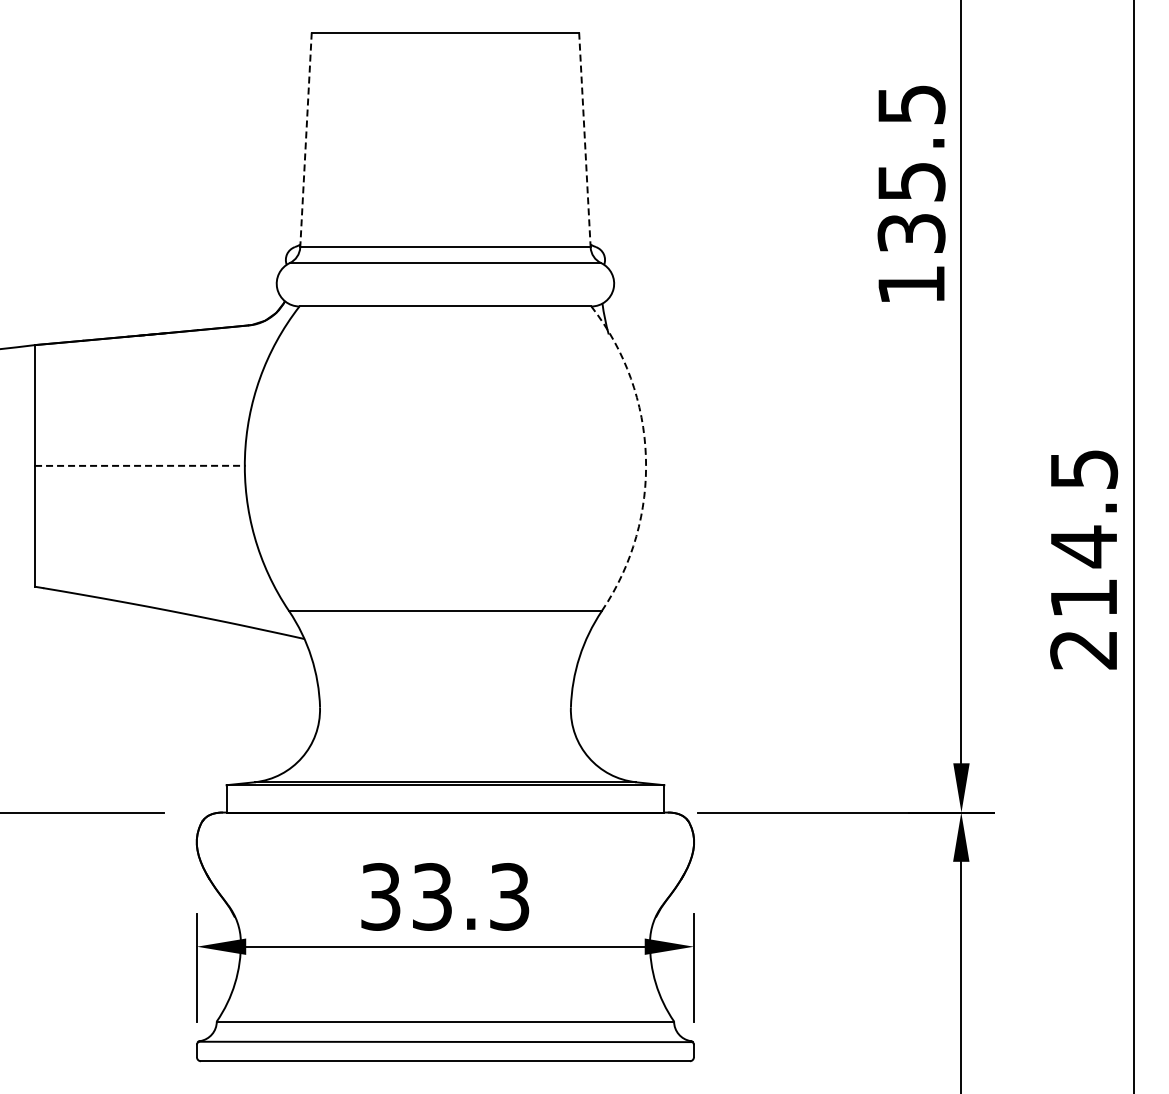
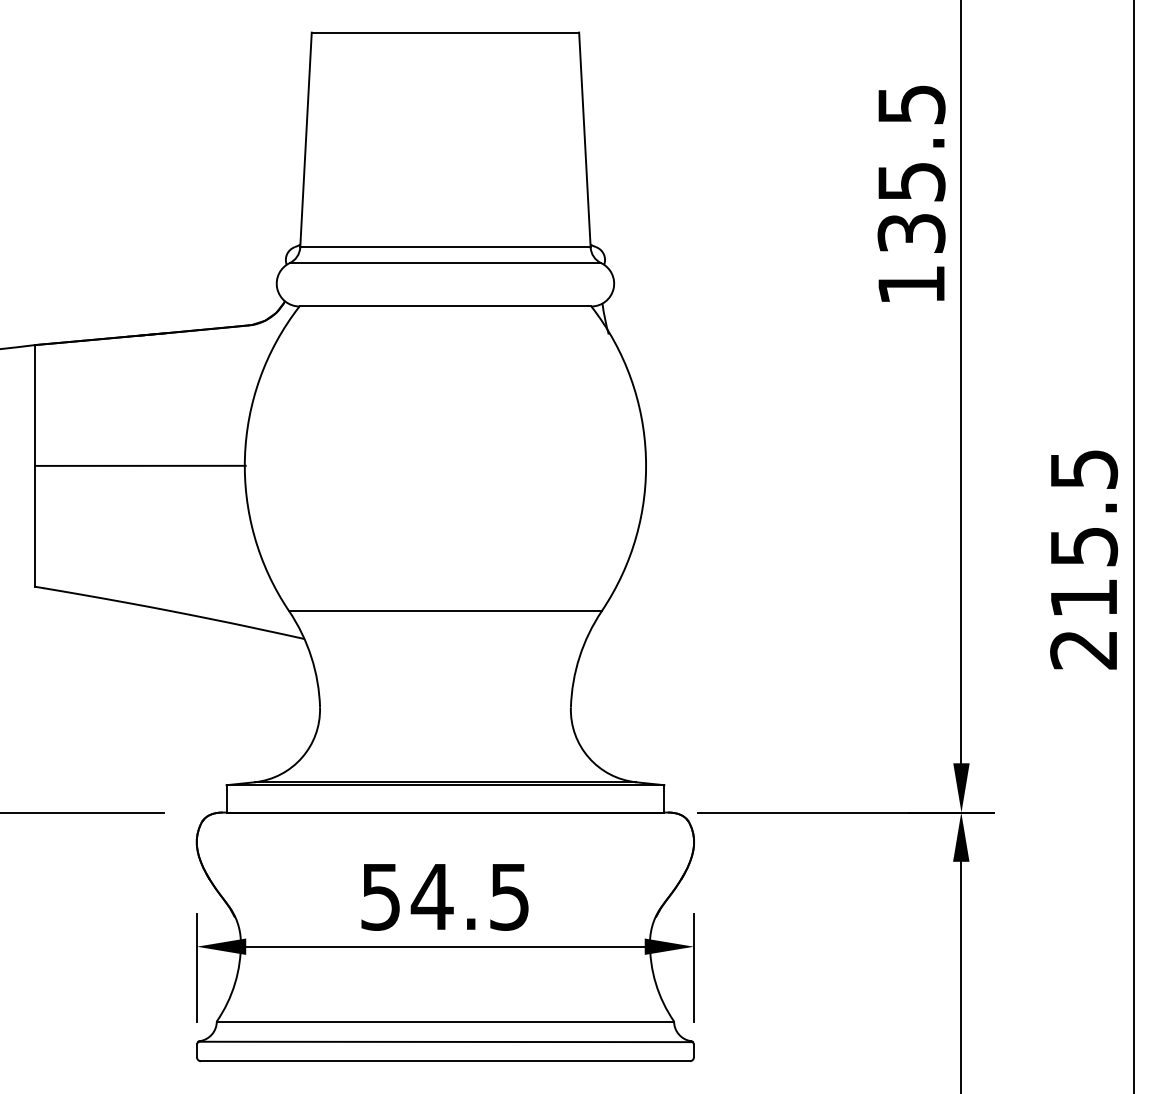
line: dashed -> solid (306, 140)
line: dashed -> solid (584, 140)
arc: dashed -> solid (645, 457)
line: dashed -> solid (140, 465)
text: 214.5 -> 215.5 (1084, 546)
text: 33.3 -> 54.5 (445, 896)
